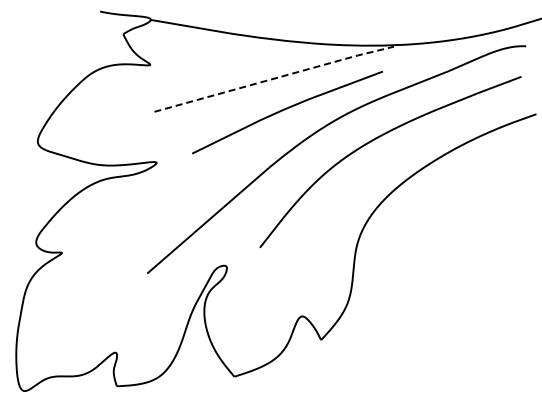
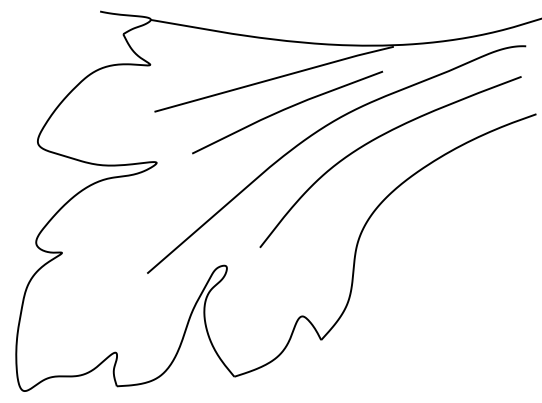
line: dashed -> solid (274, 78)
